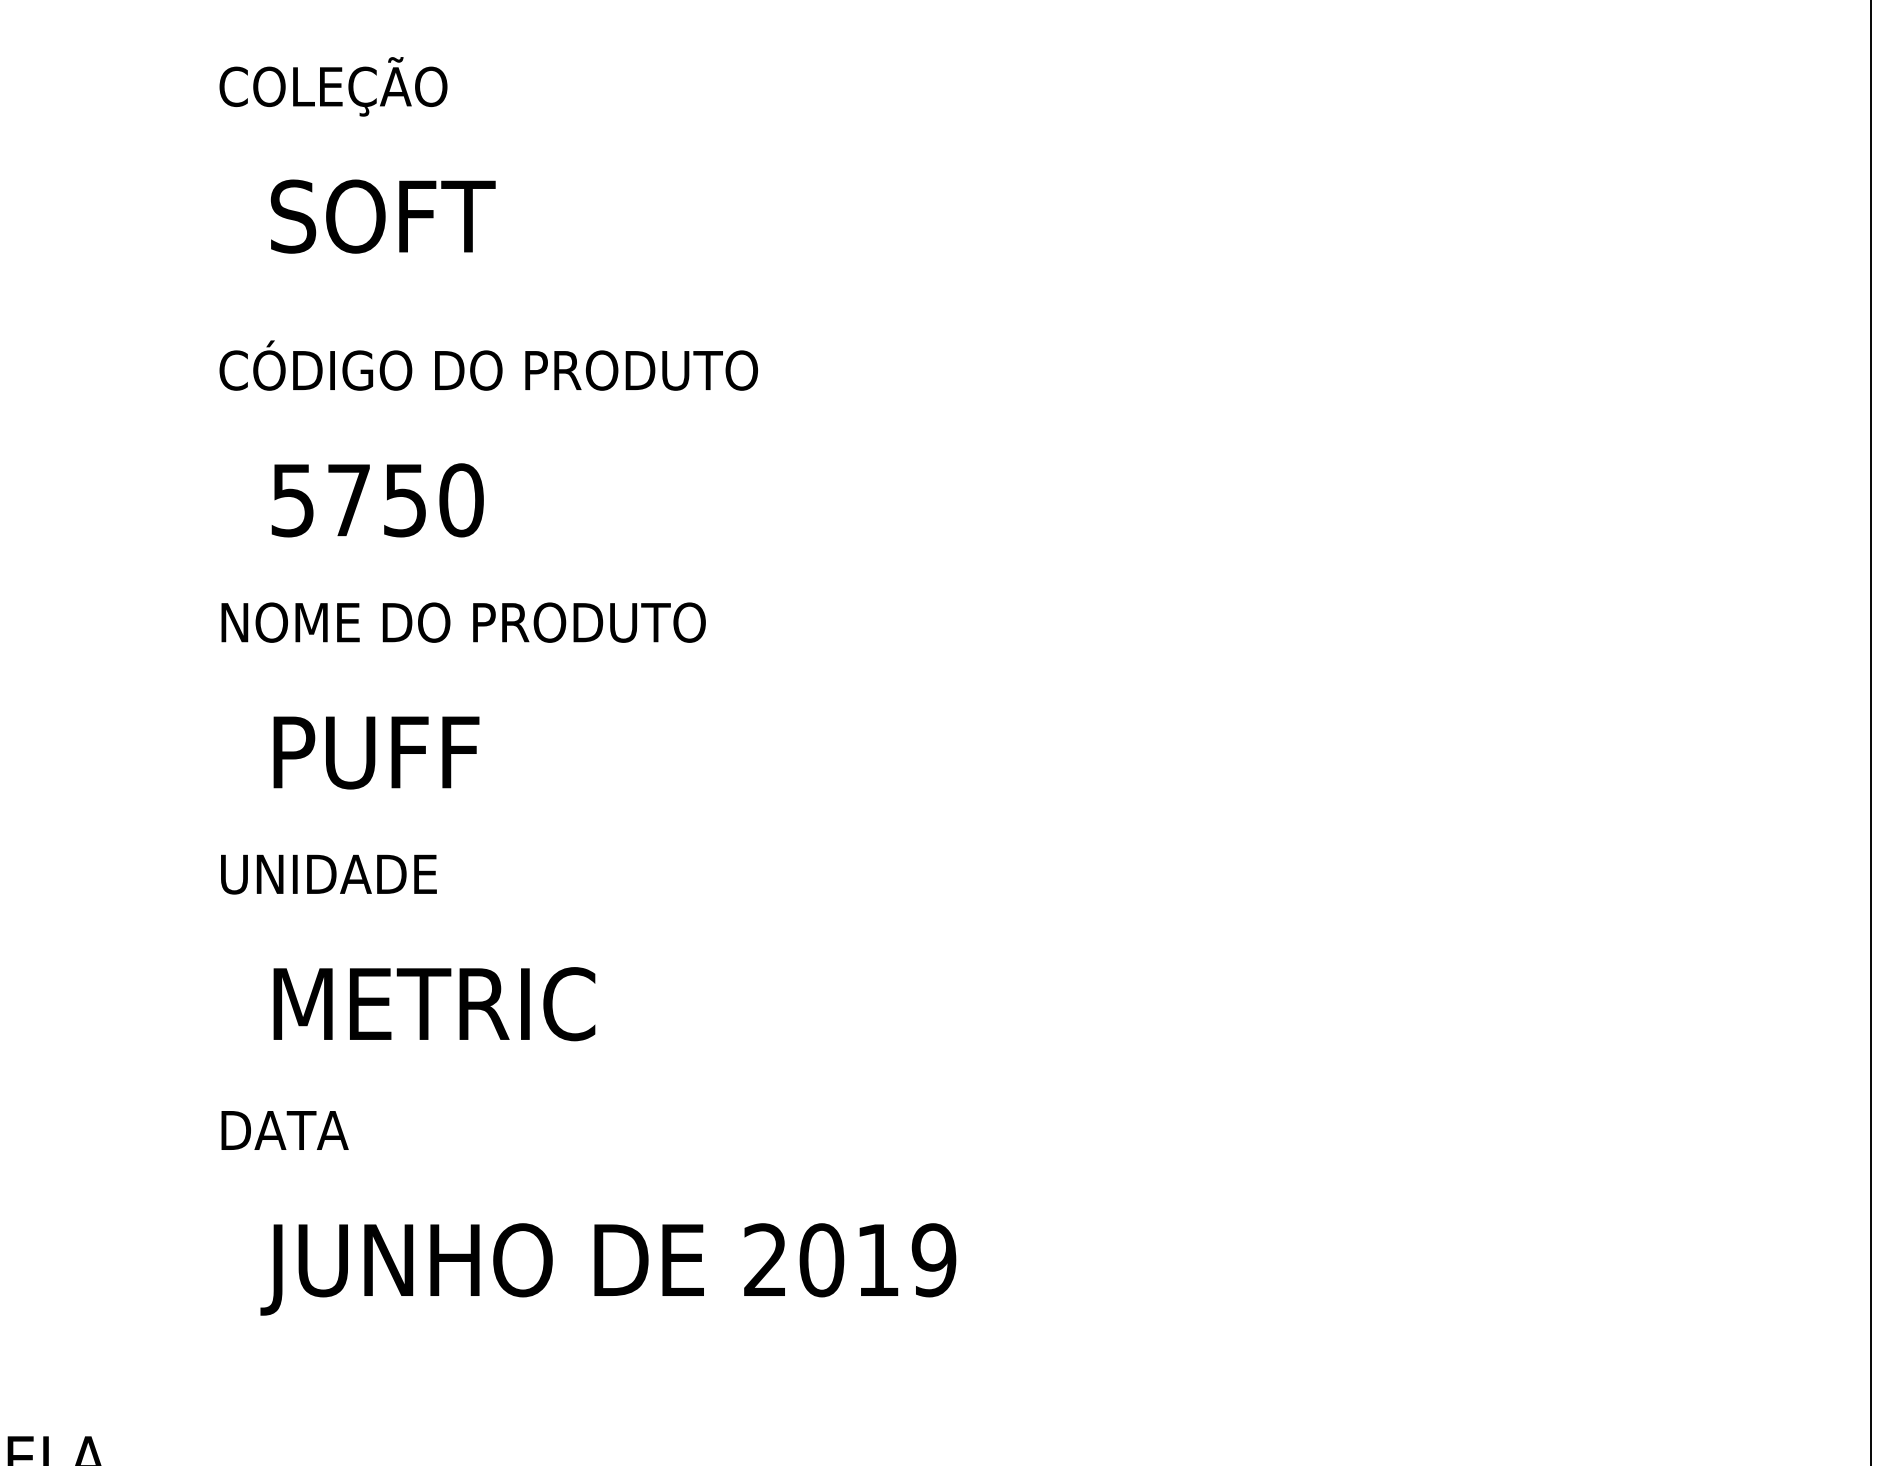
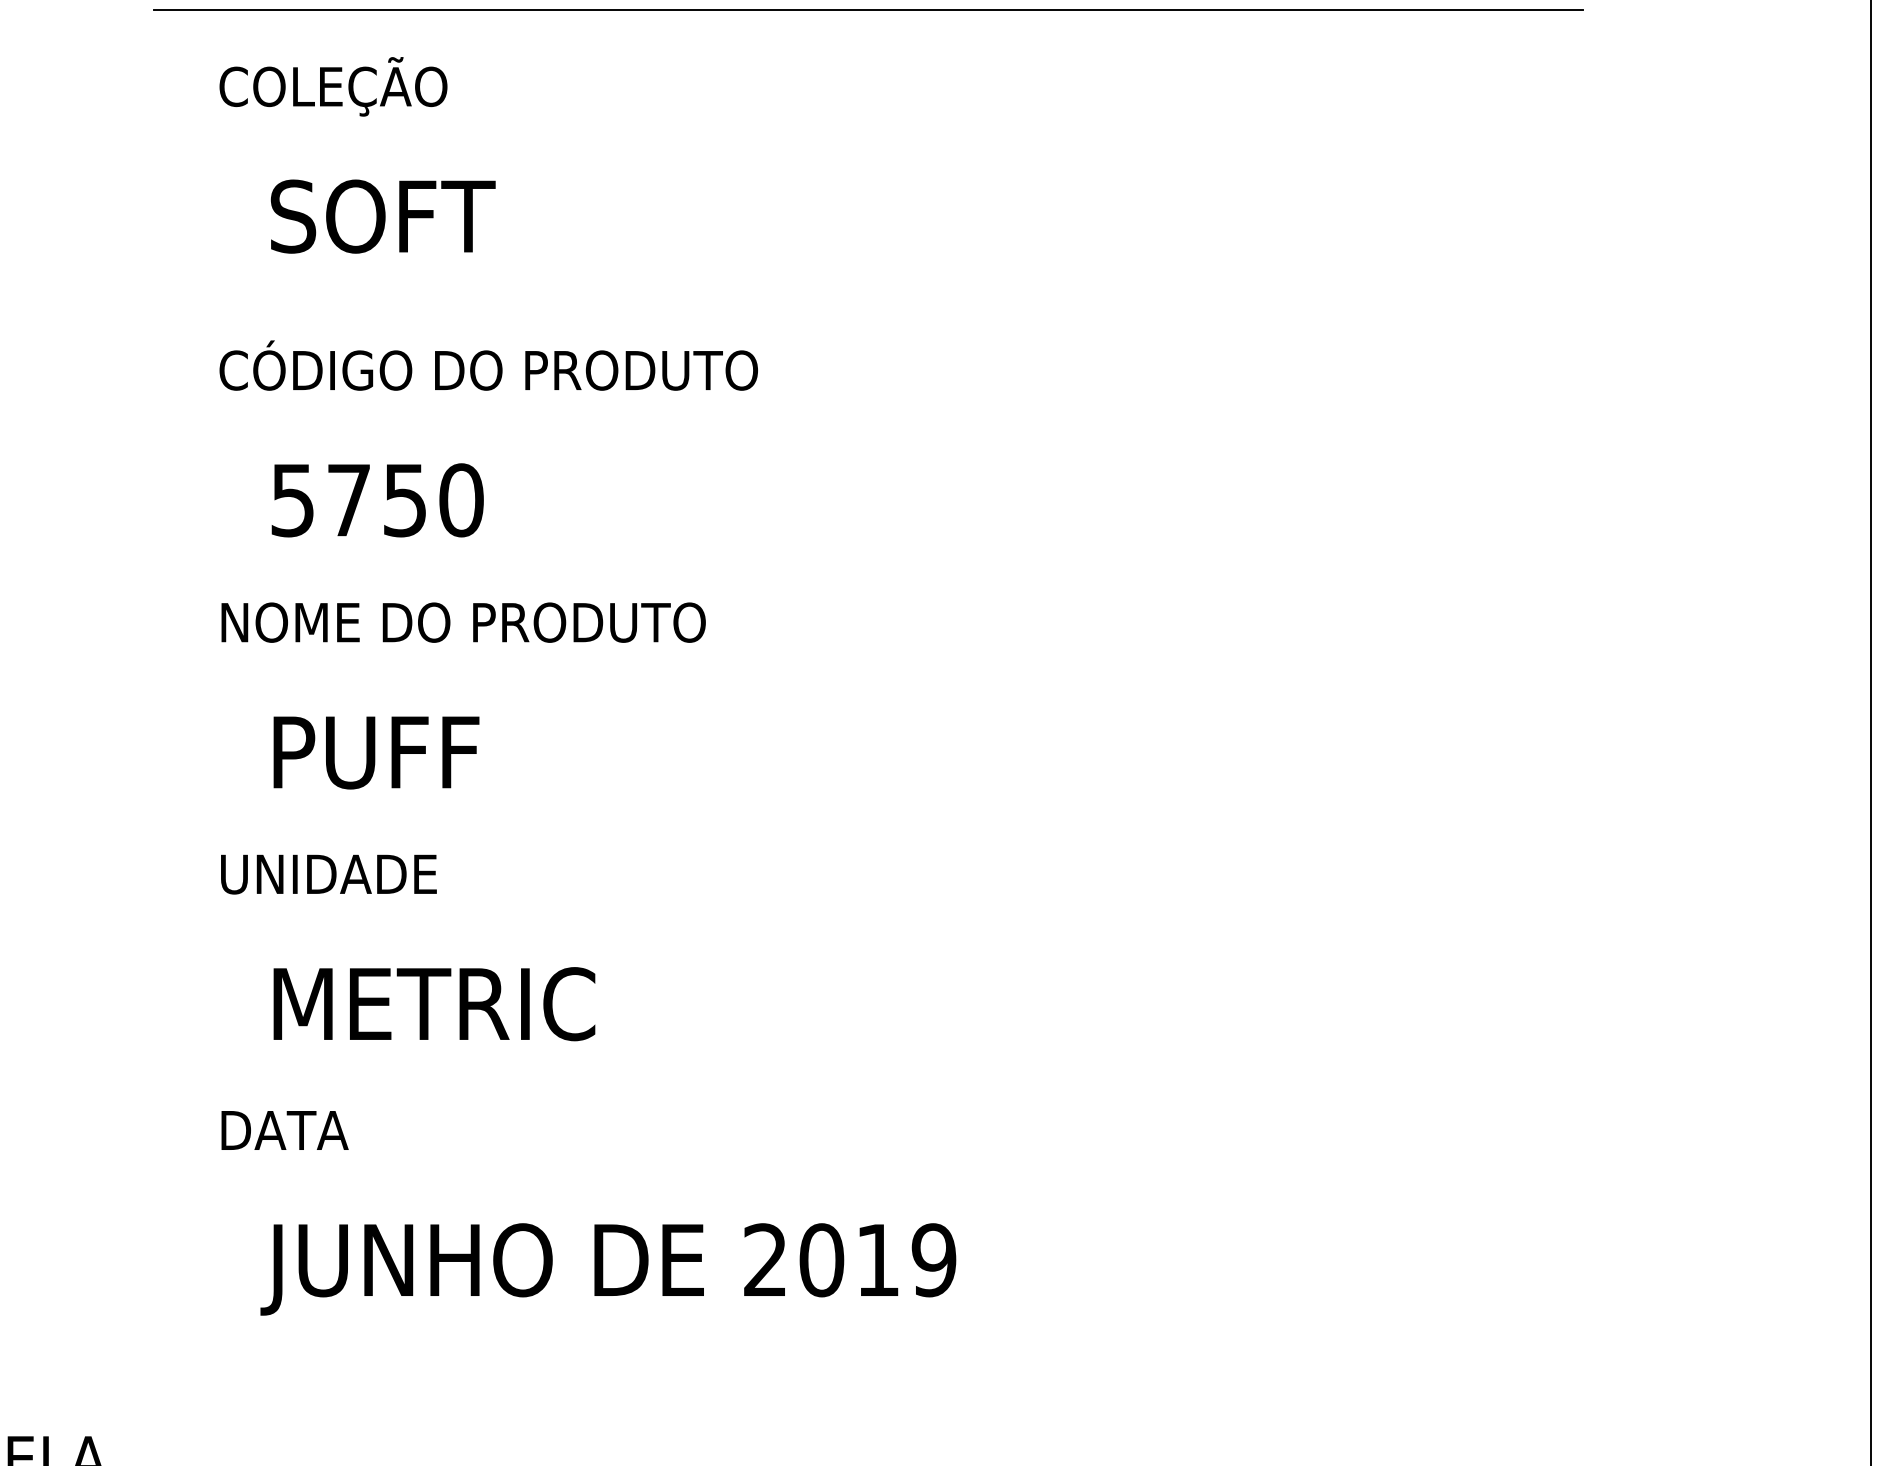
line: none -> present (868, 10)
